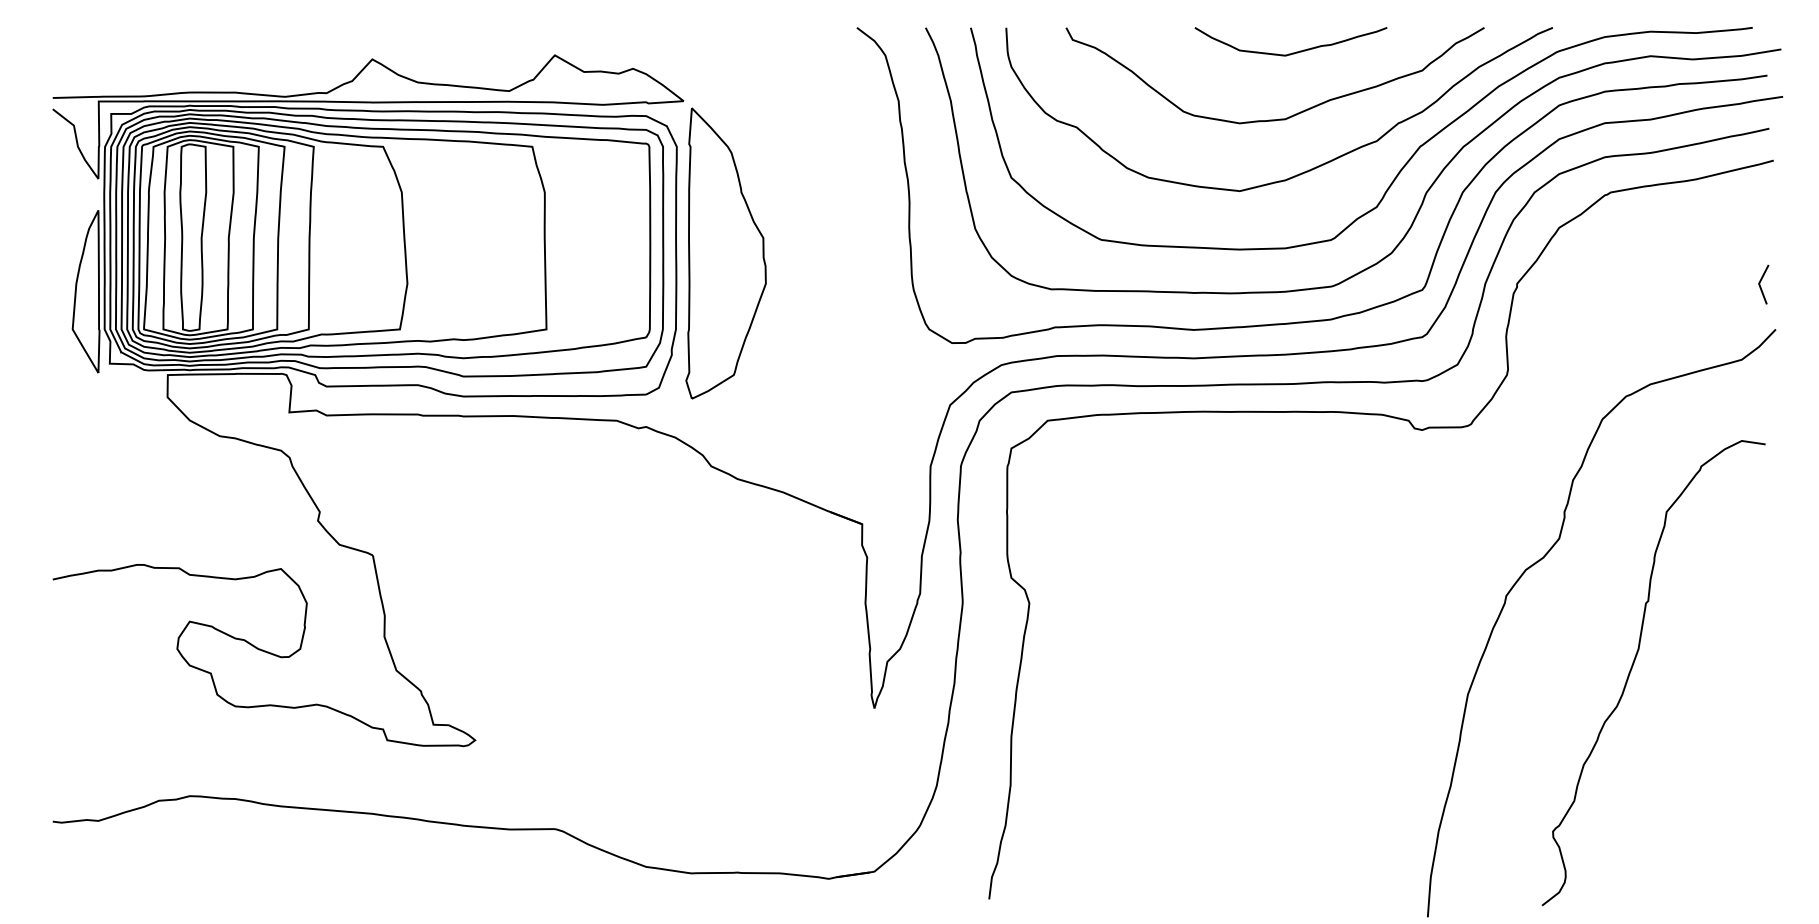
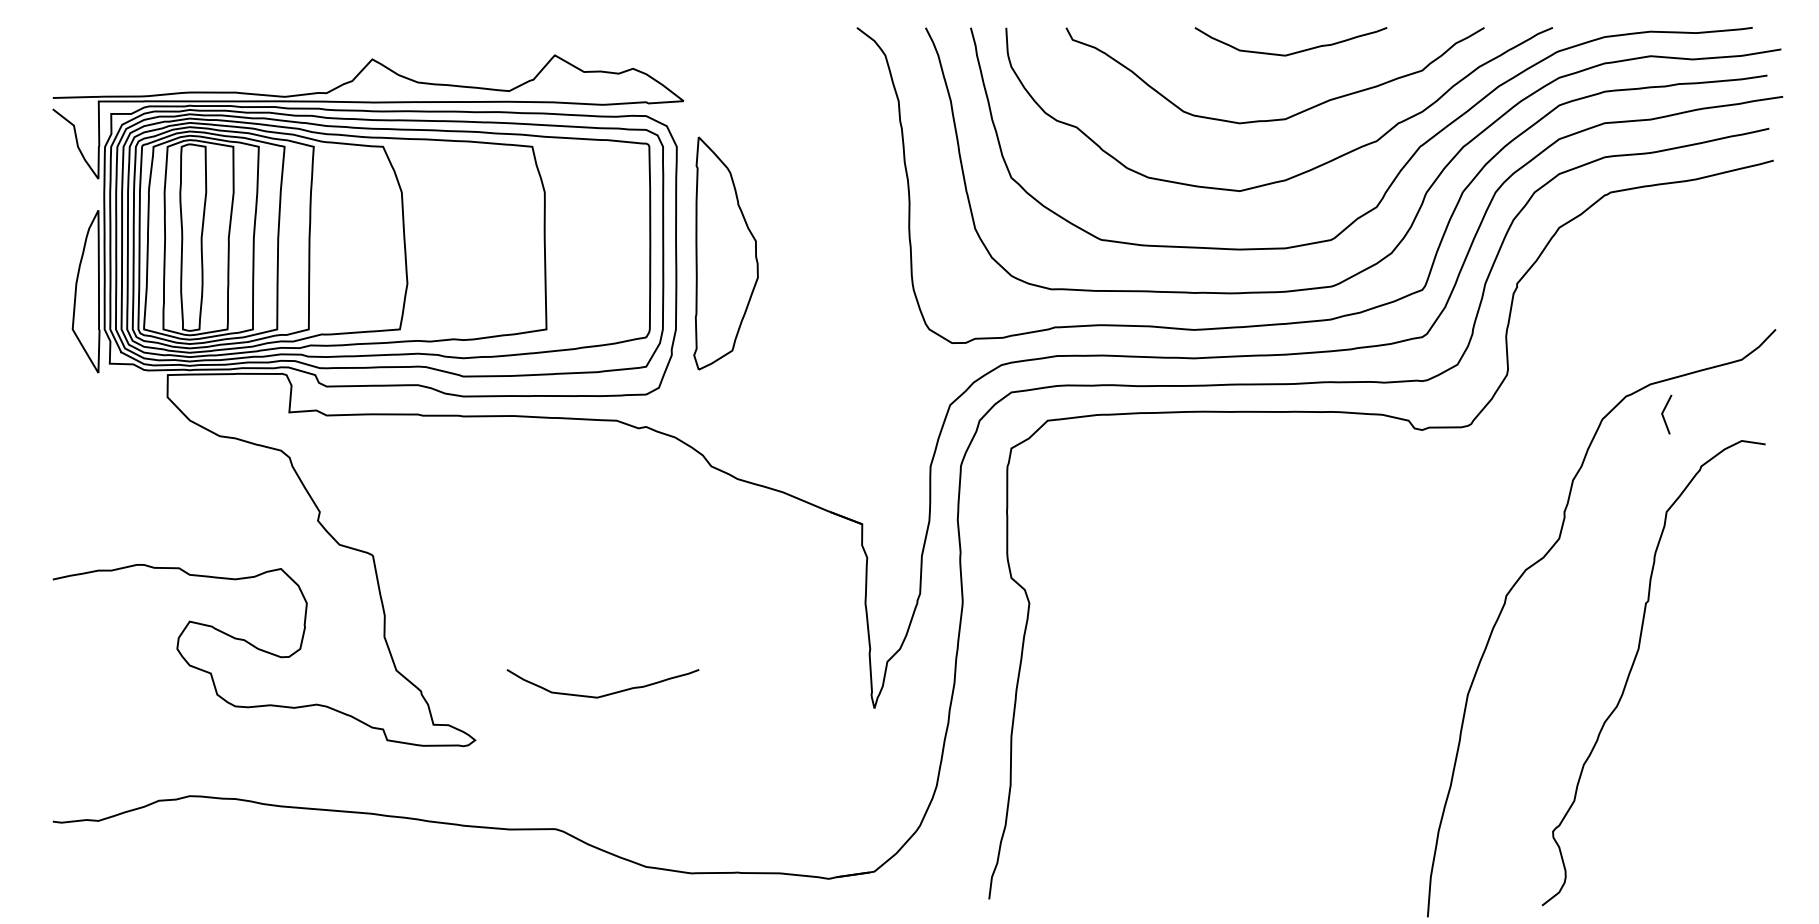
part size: 82x293 px -> 66x235 px (725, 253)
line position: (1761, 286) -> (1664, 416) (1664, 416)
curve: none -> present (604, 694)
